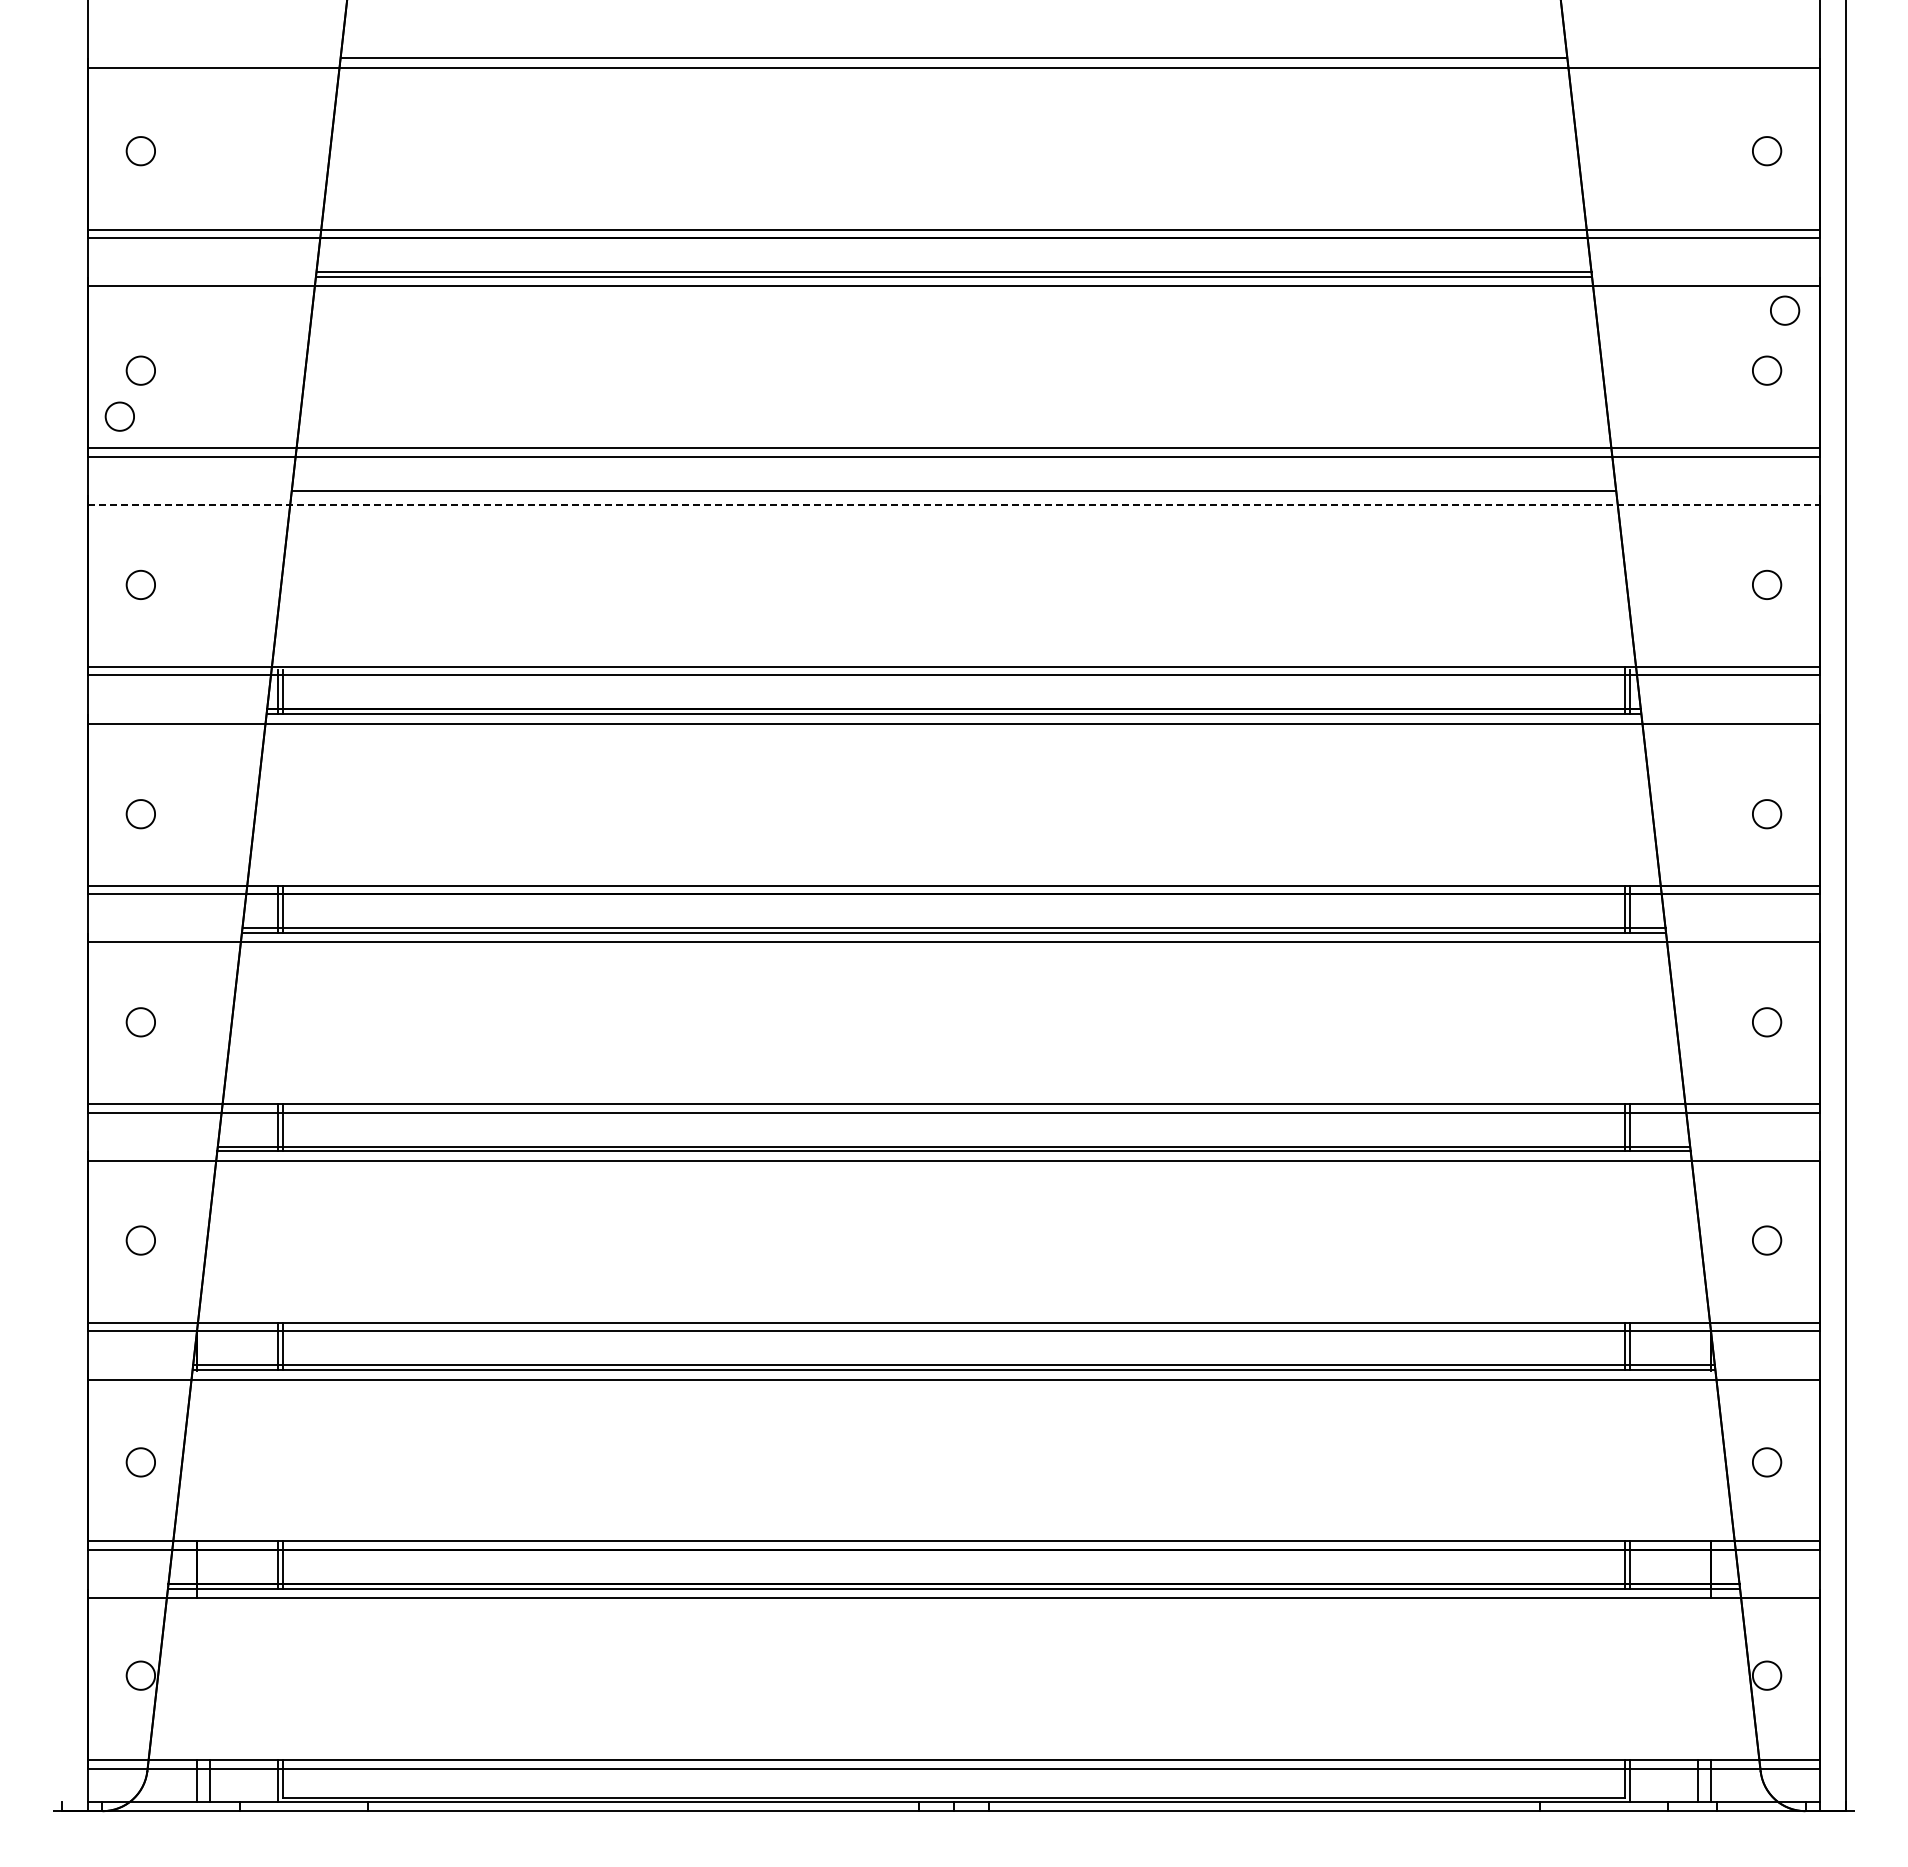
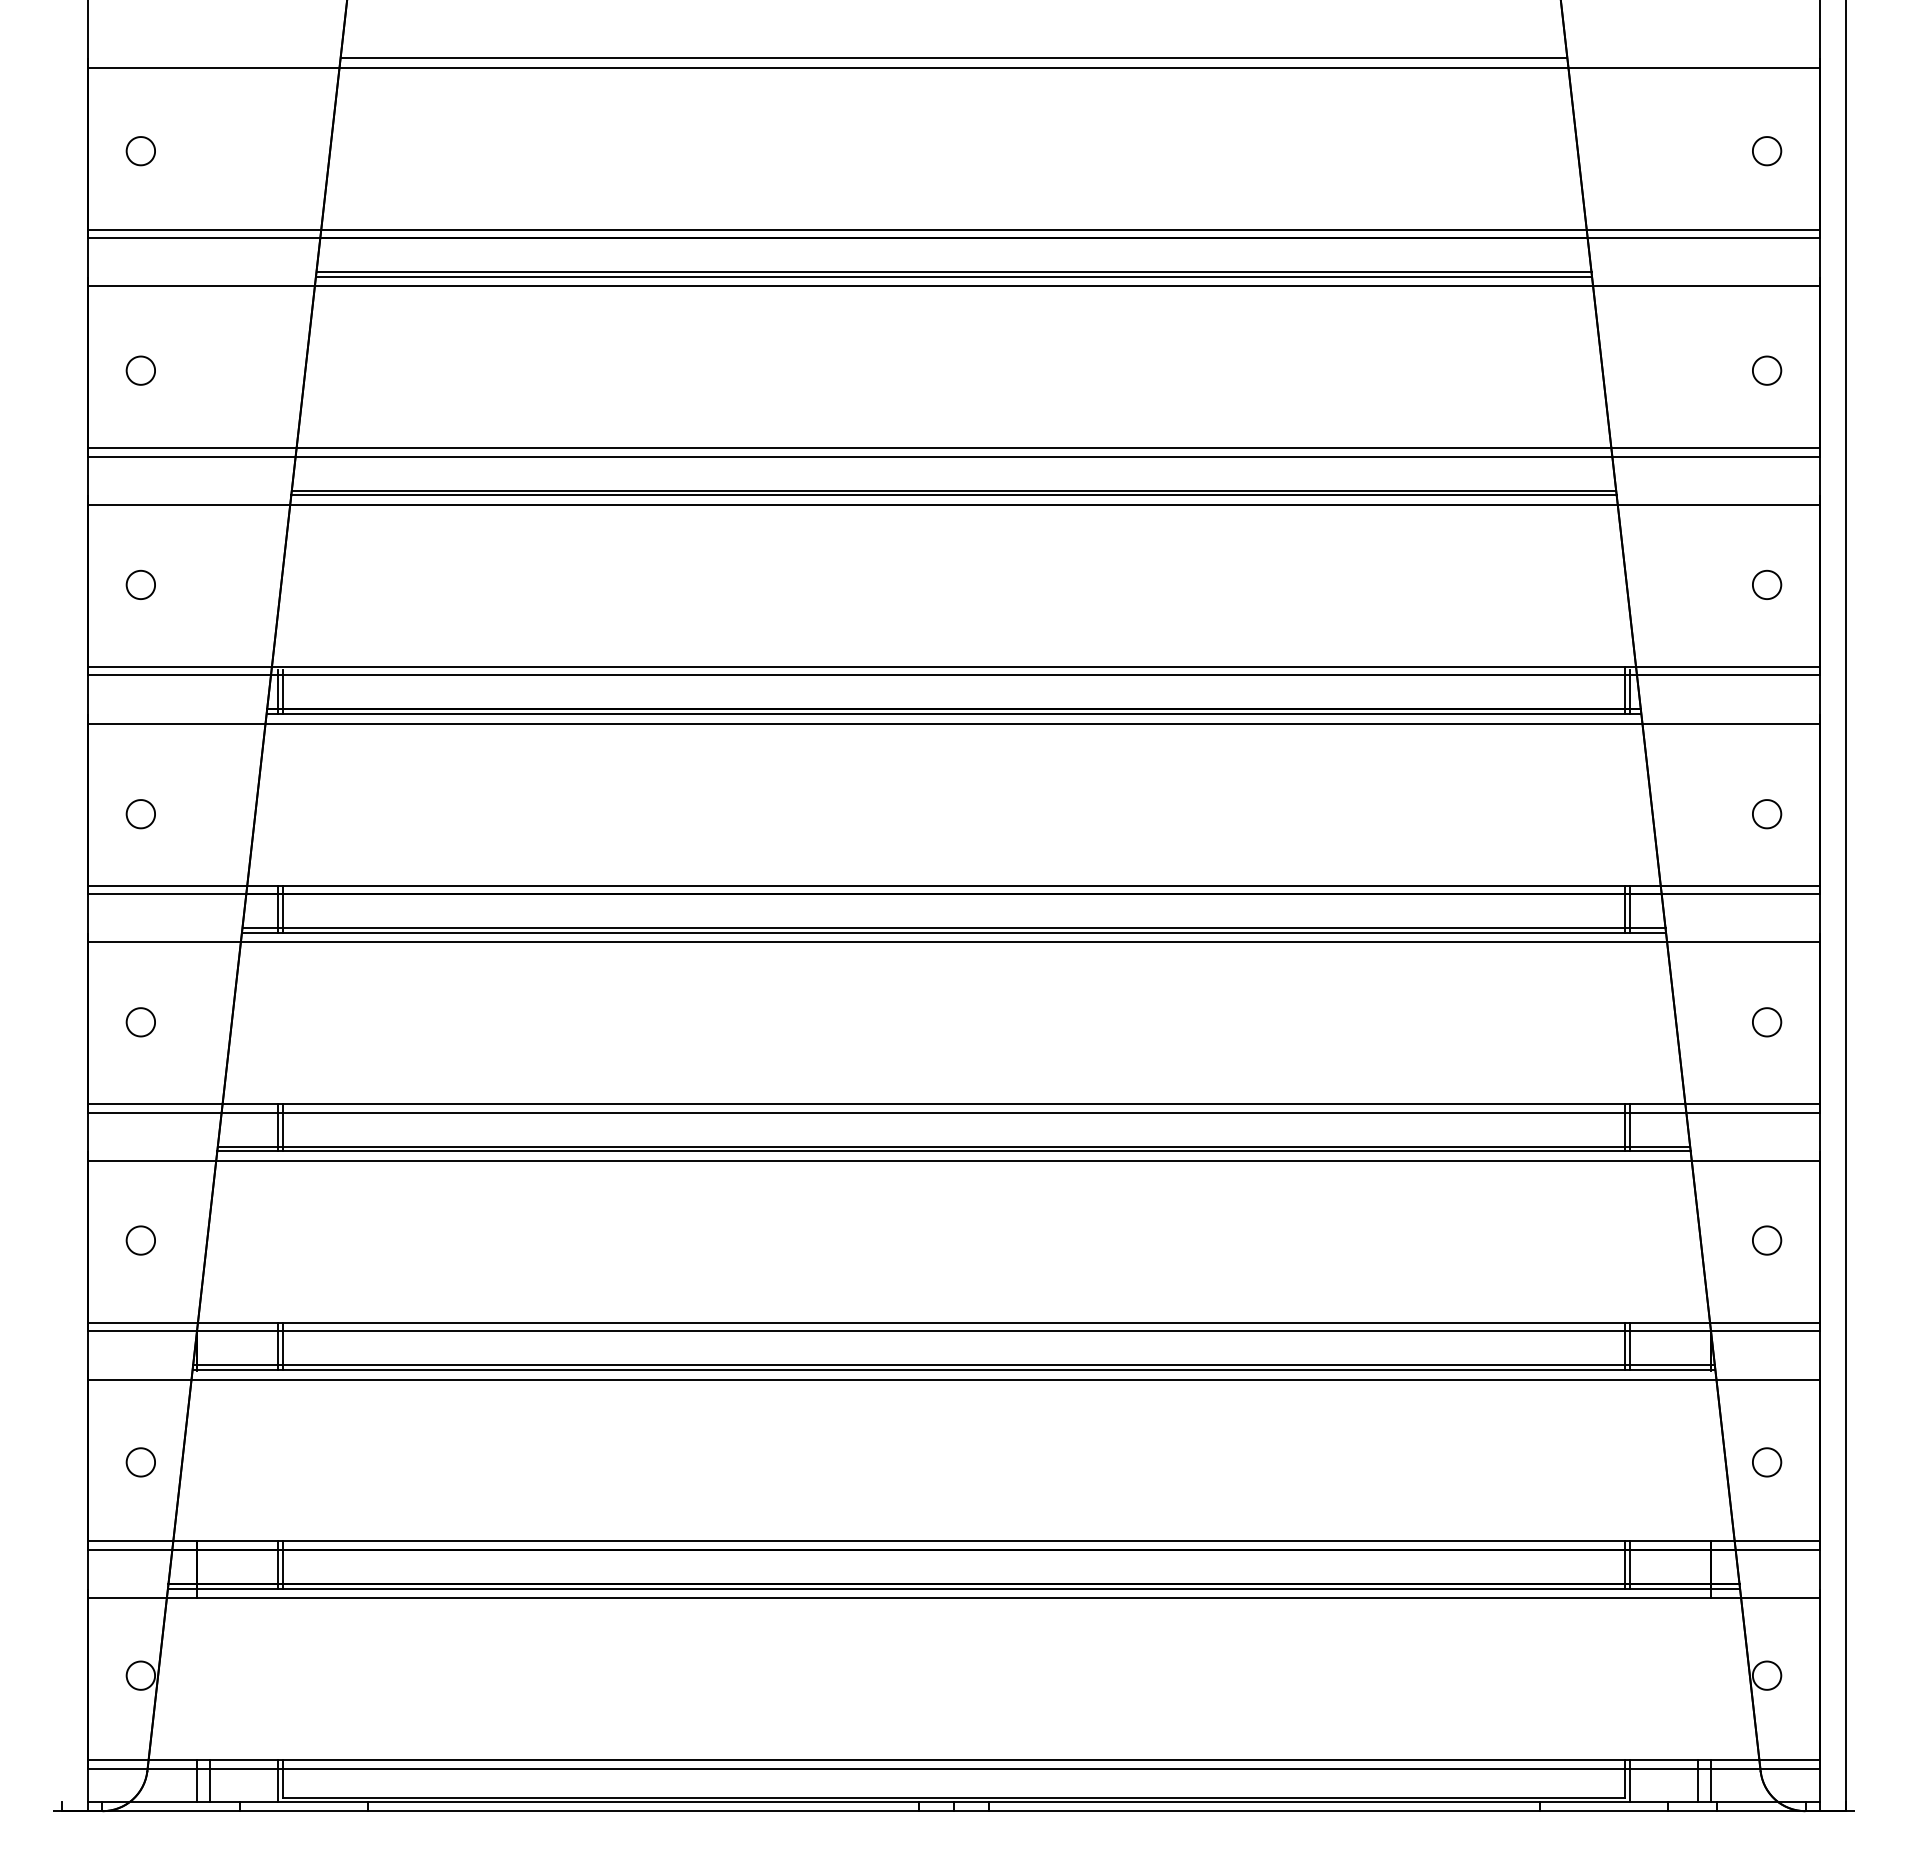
part: present -> none (1785, 310)
part: present -> none (119, 416)
line: none -> present (953, 495)
line: dashed -> solid (954, 505)
